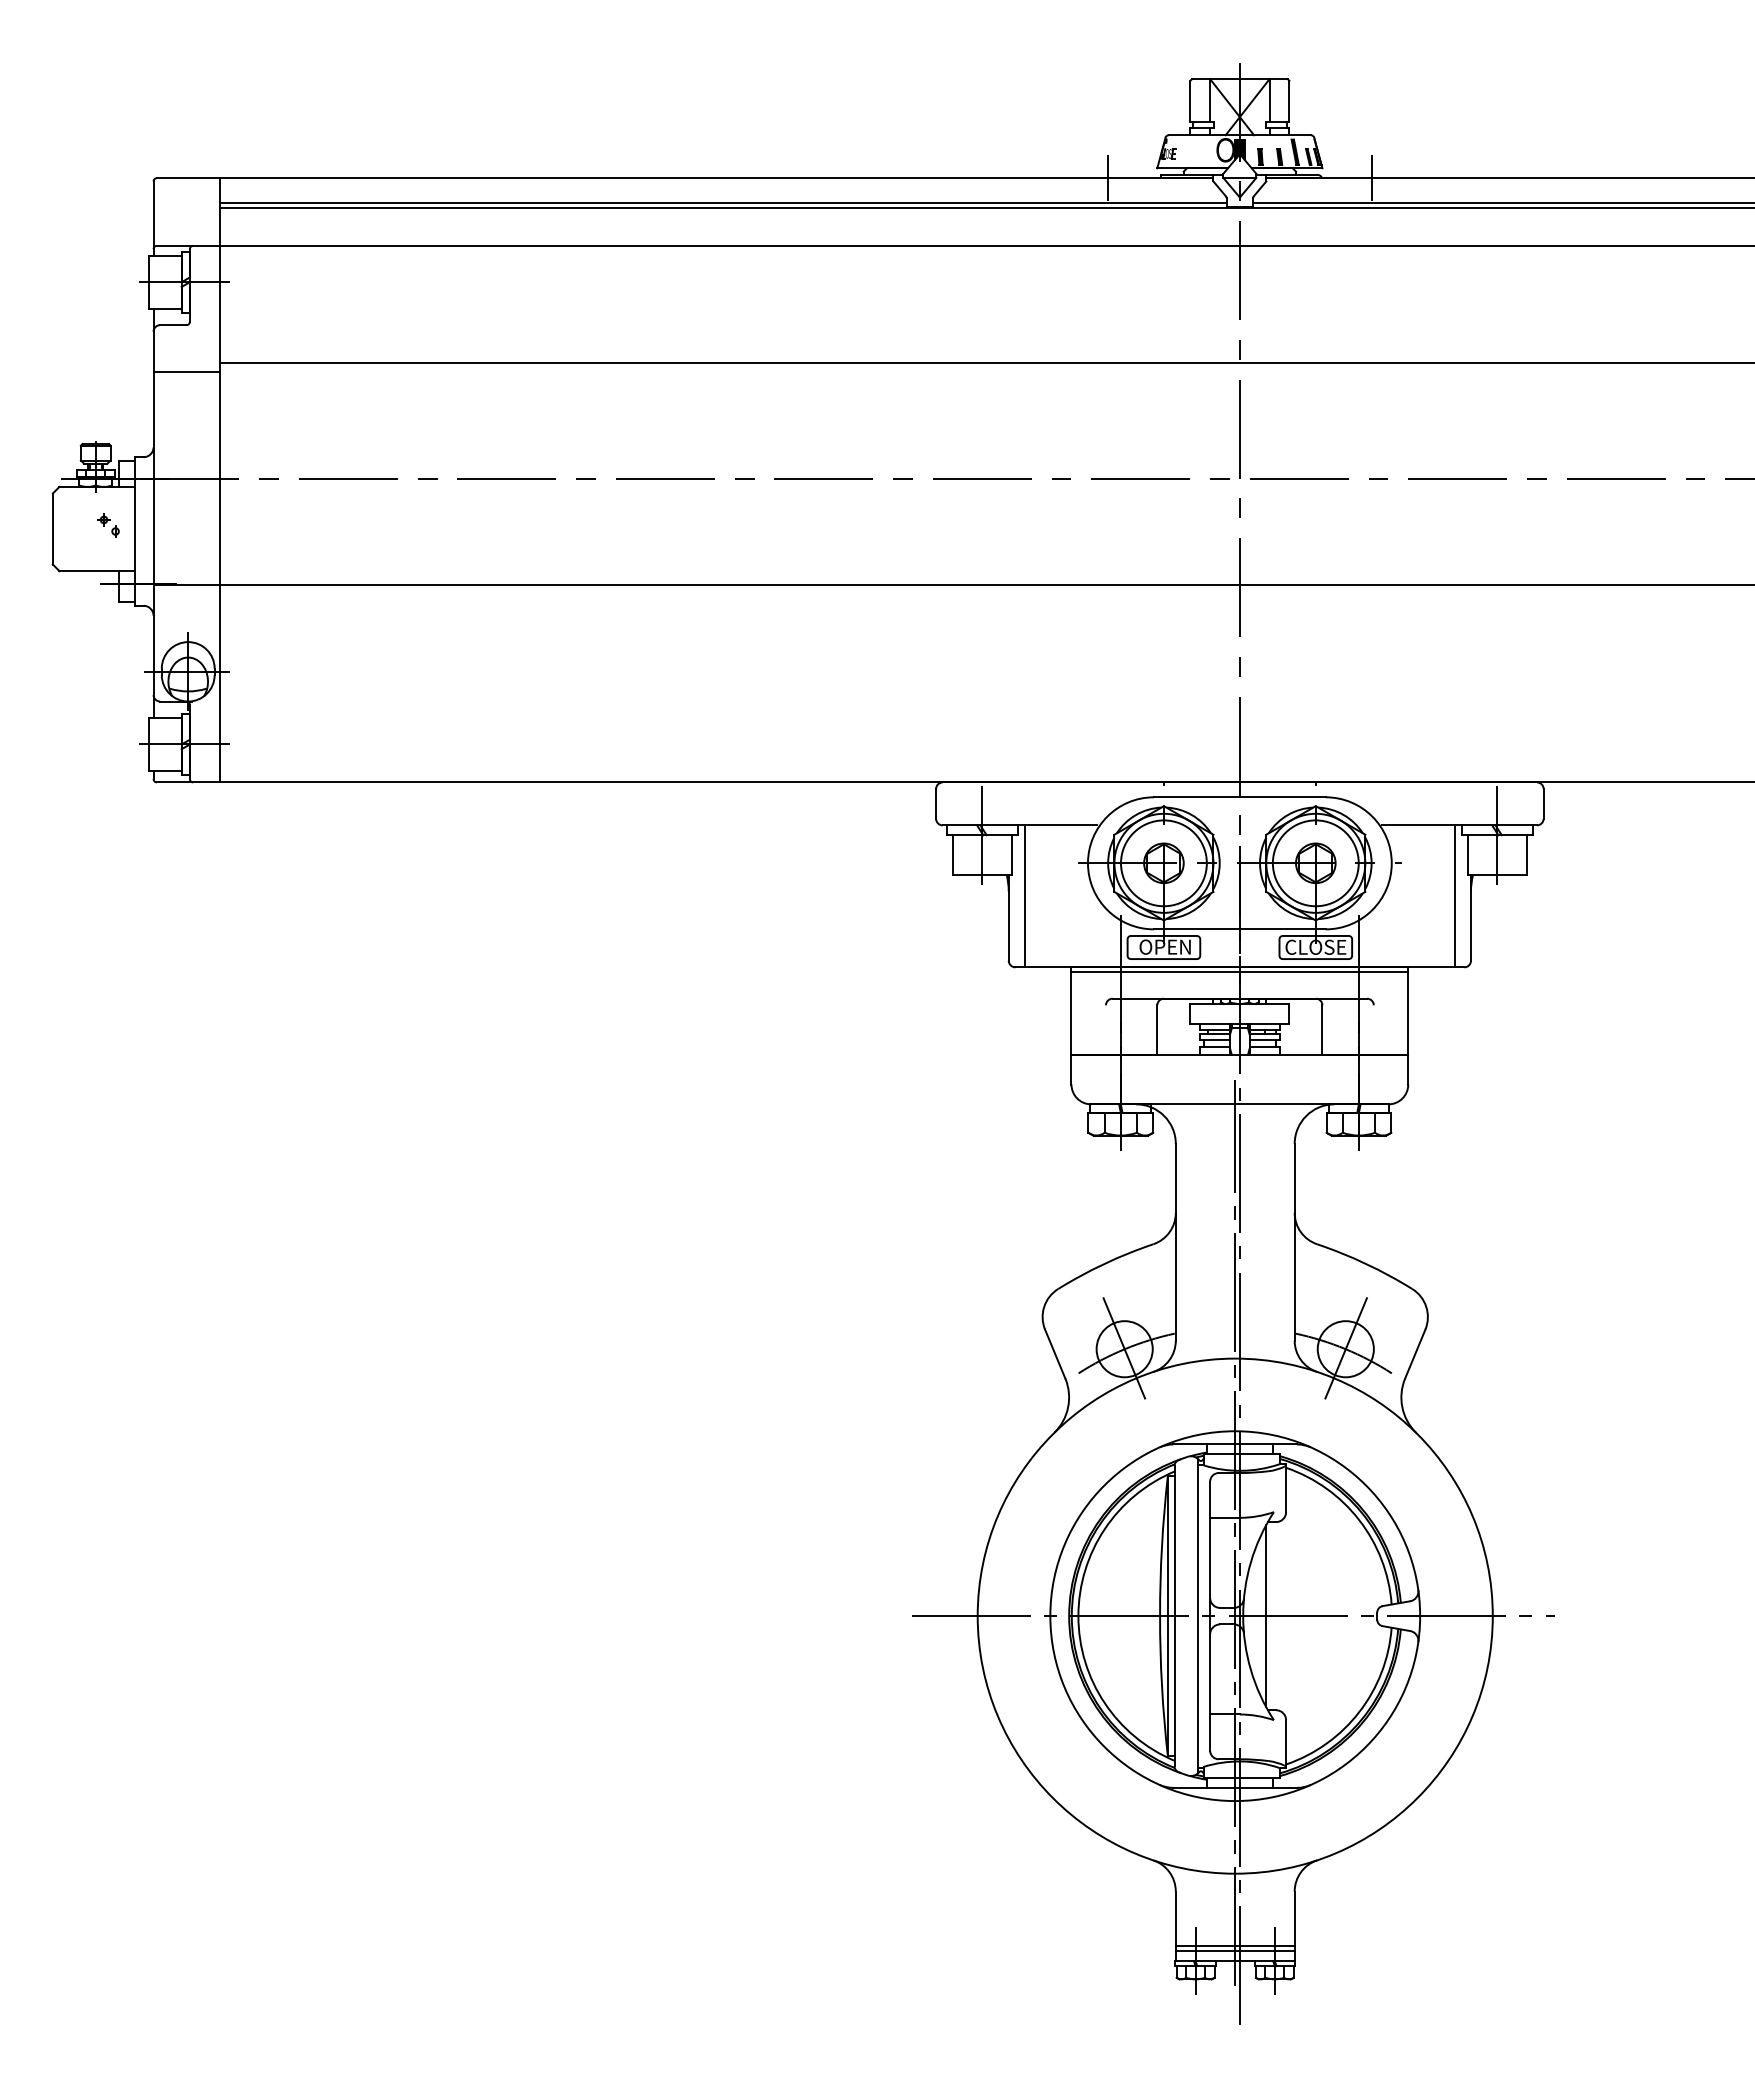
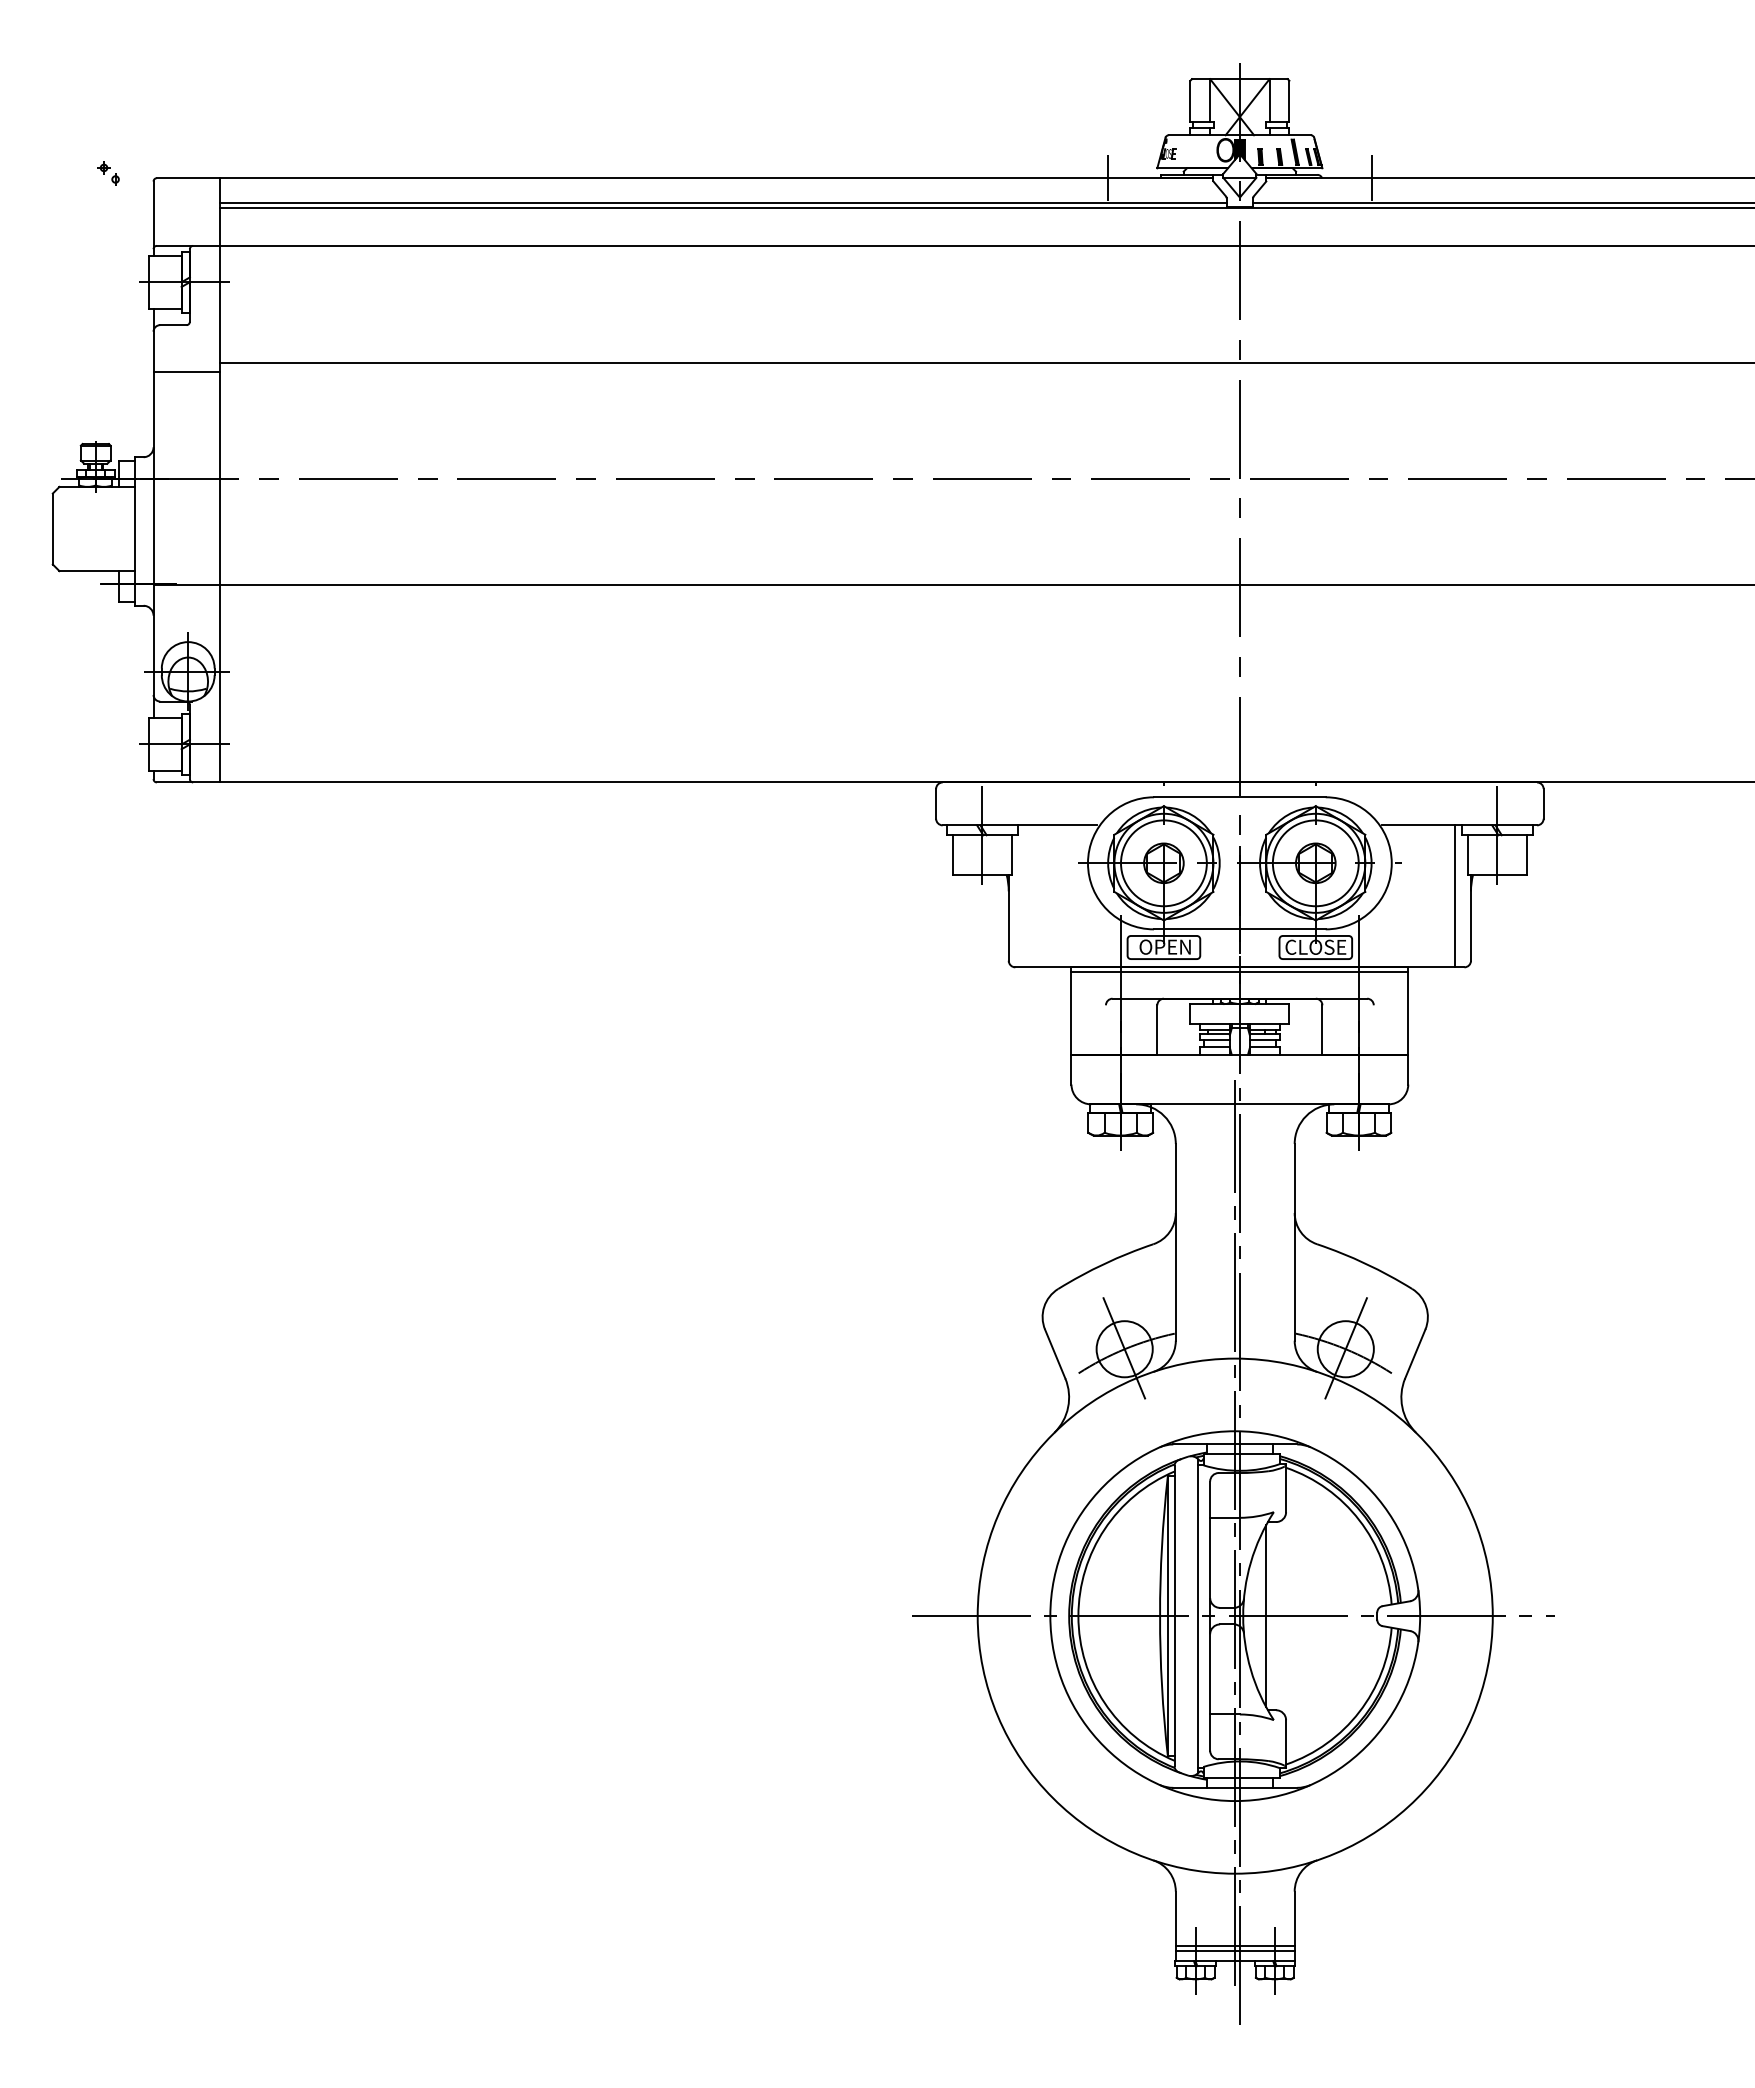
part position: (108, 525) -> (108, 173) (108, 173)
line: present -> none (1024, 896)
